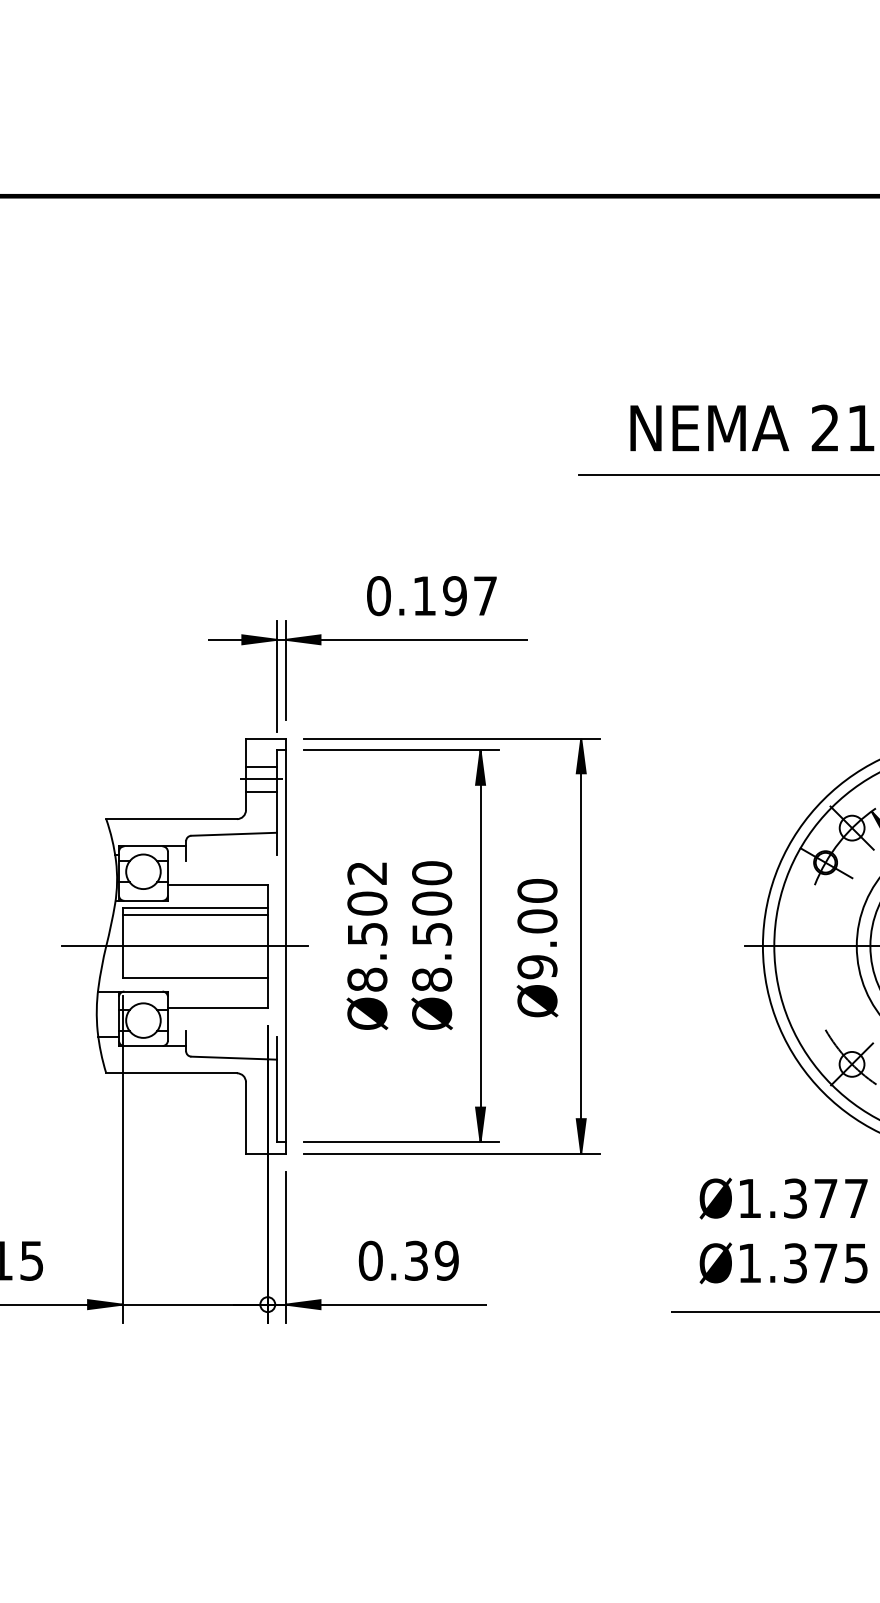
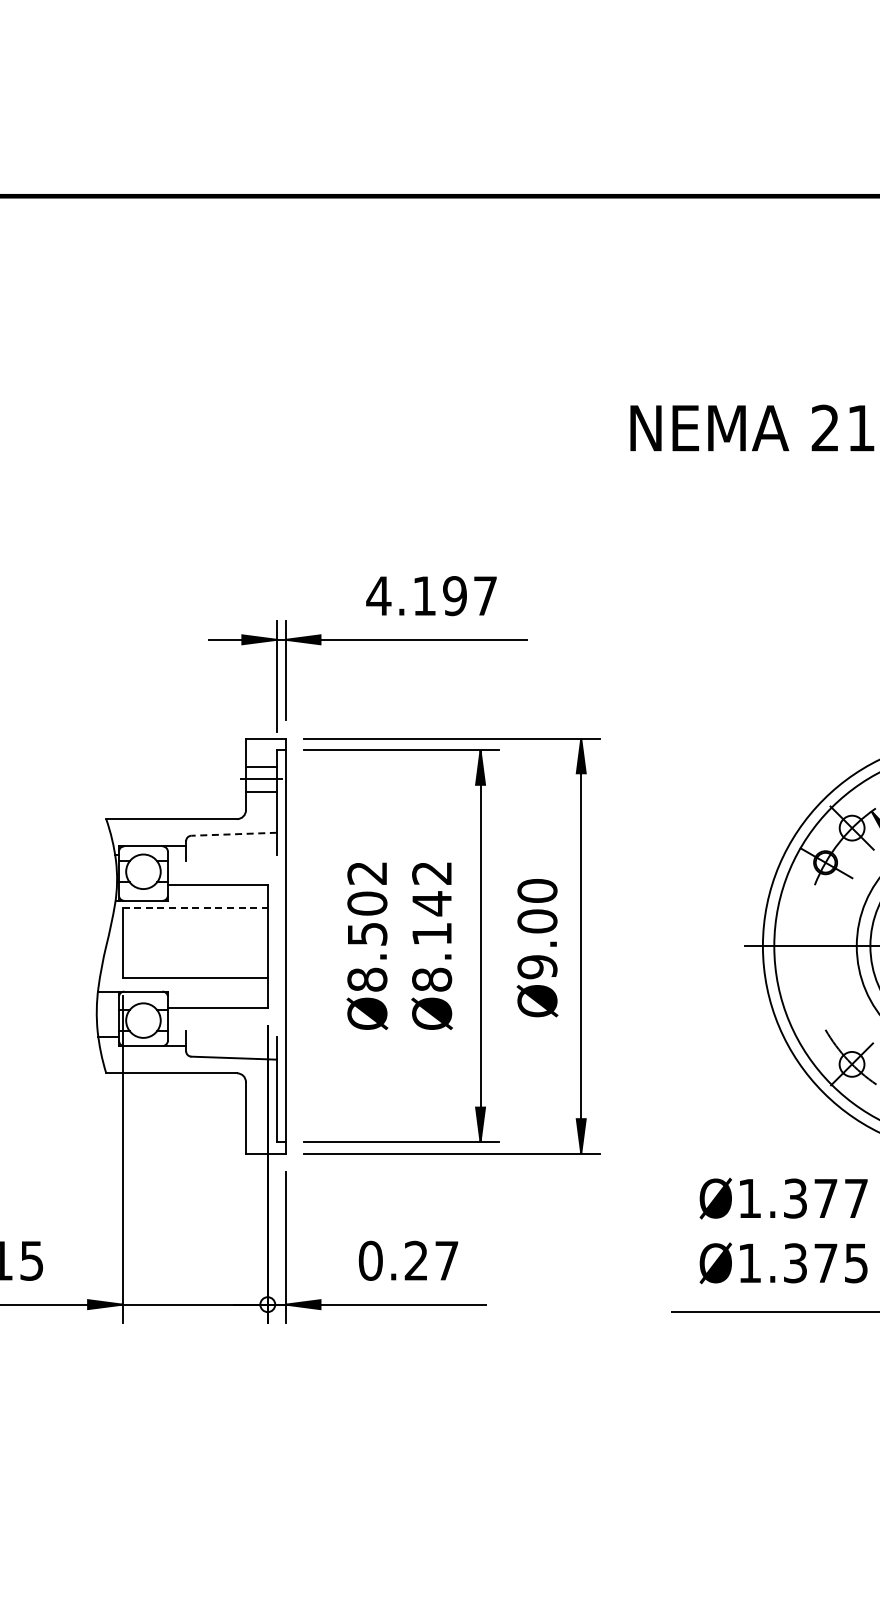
line: present -> none (727, 475)
text: 0.197 -> 4.197 (378, 596)
line: solid -> dashed (234, 834)
text: Ø8.500 -> Ø8.142 (432, 903)
line: solid -> dashed (195, 908)
line: present -> none (194, 914)
line: present -> none (185, 946)
text: 0.39 -> 0.27 (431, 1260)
